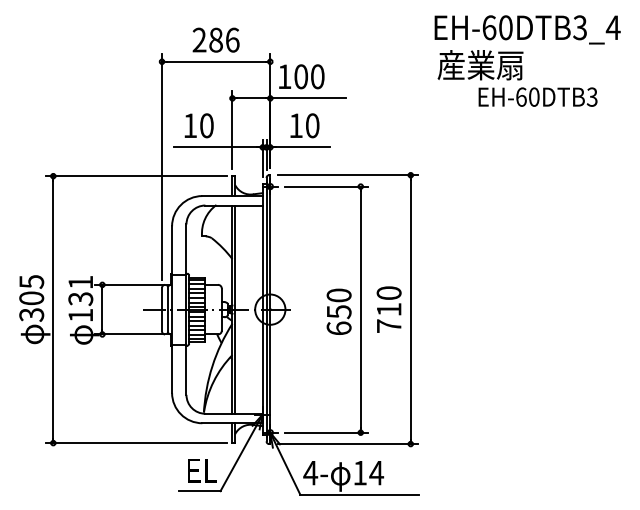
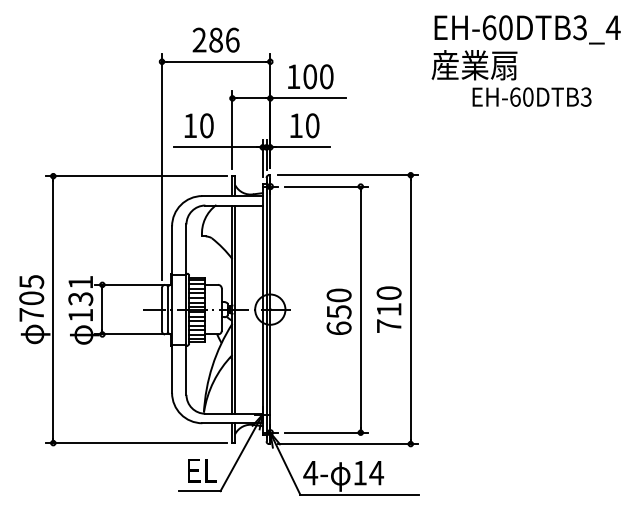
text position: (301, 76) -> (310, 76) (310, 76)
text position: (517, 78) -> (511, 78) (511, 78)
text: 305 -> 705 (31, 314)
